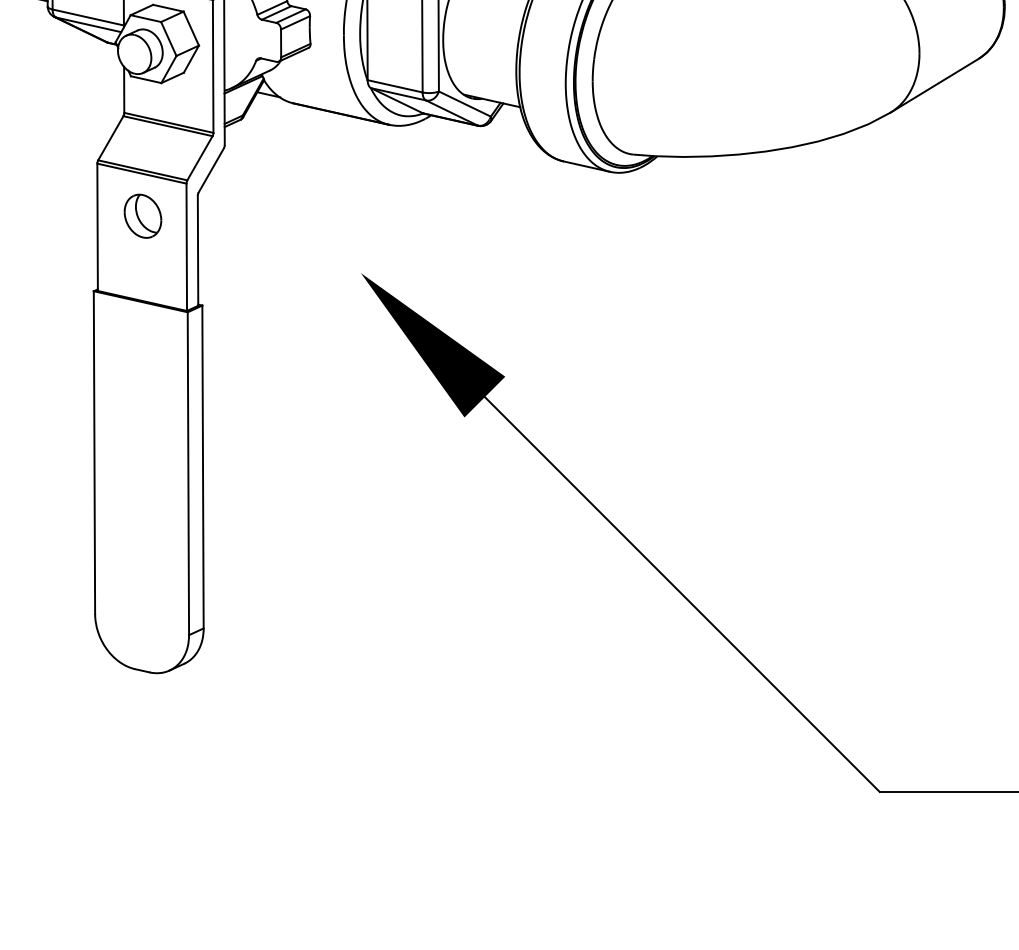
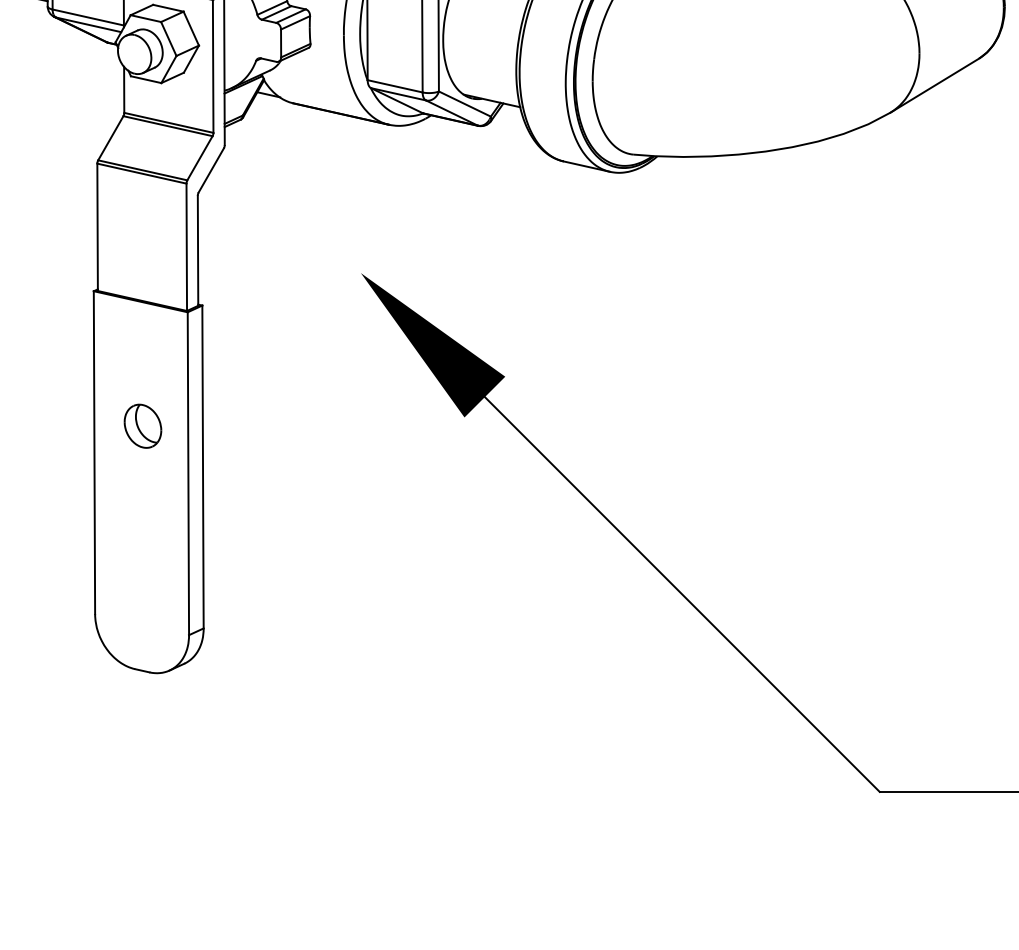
part position: (142, 215) -> (142, 425) (142, 425)
